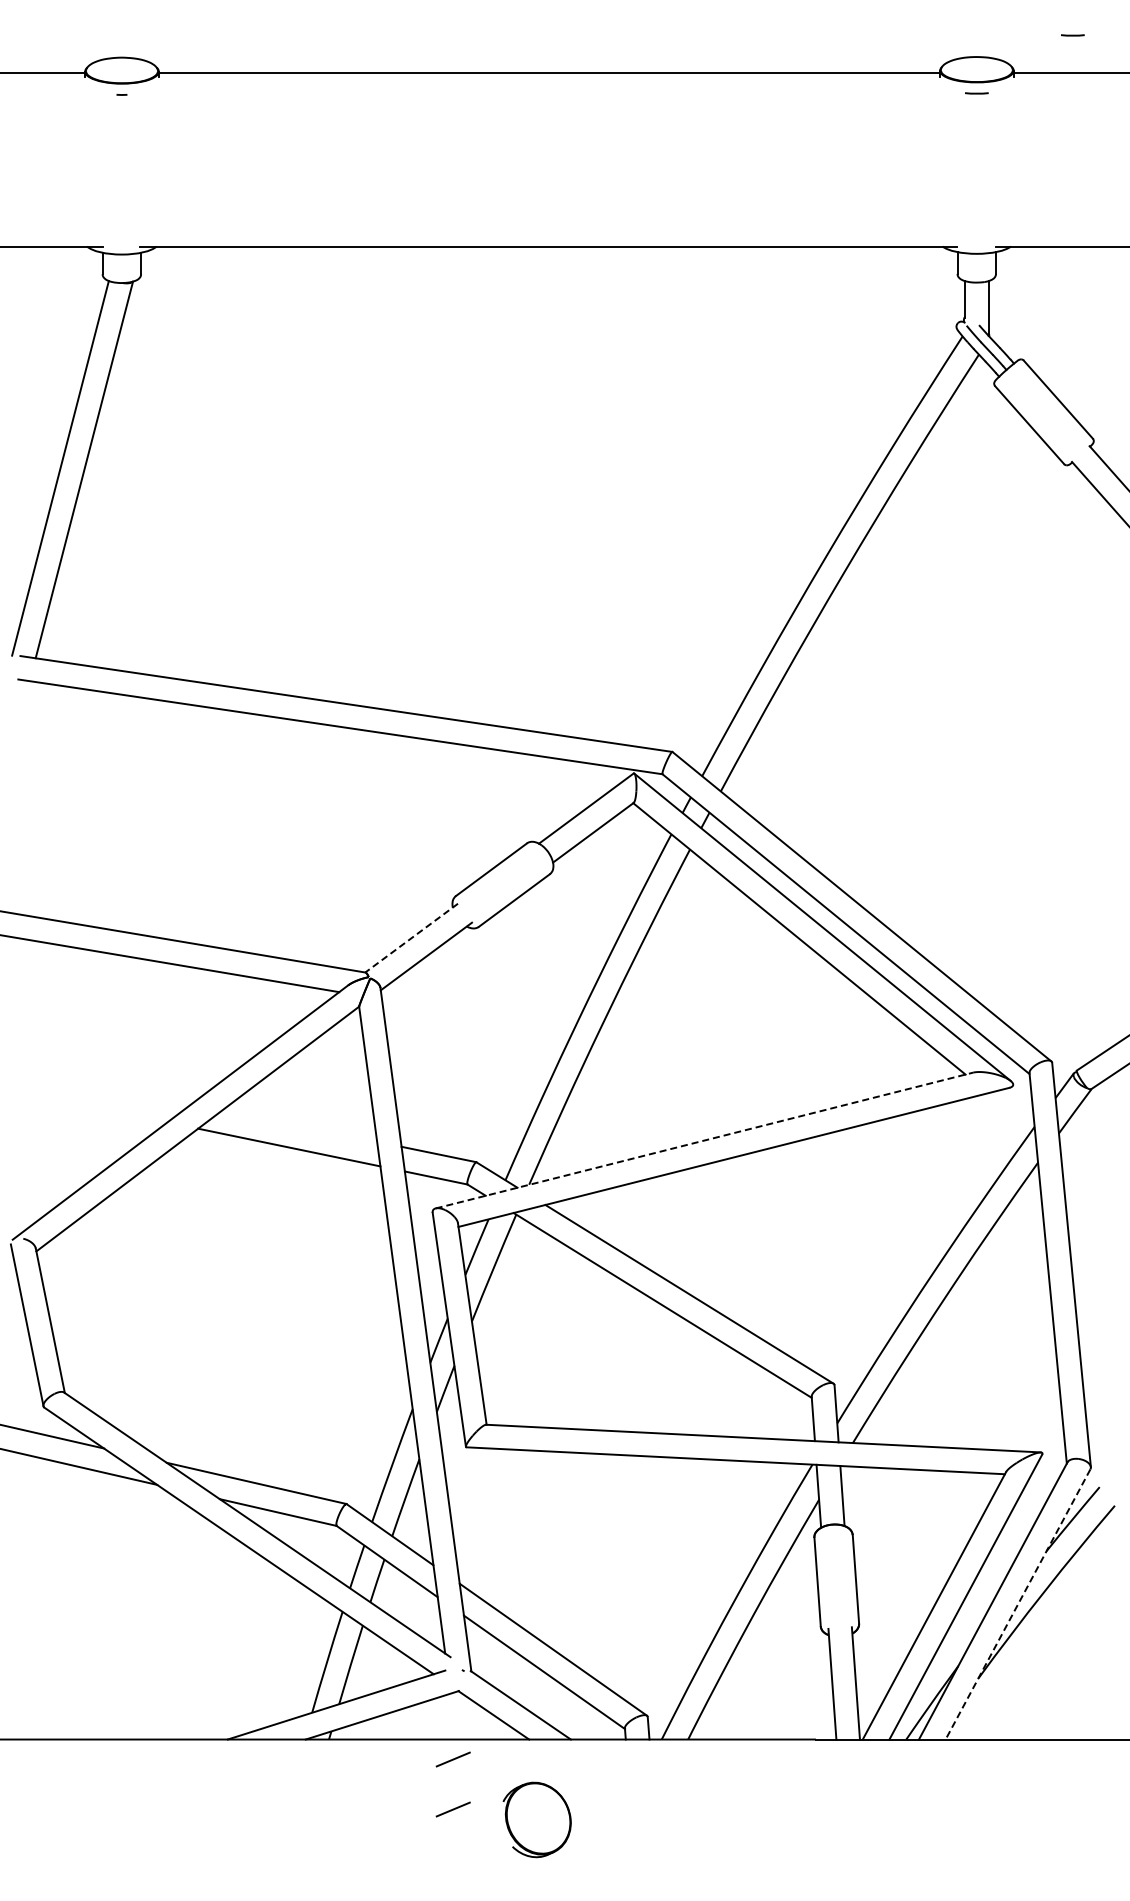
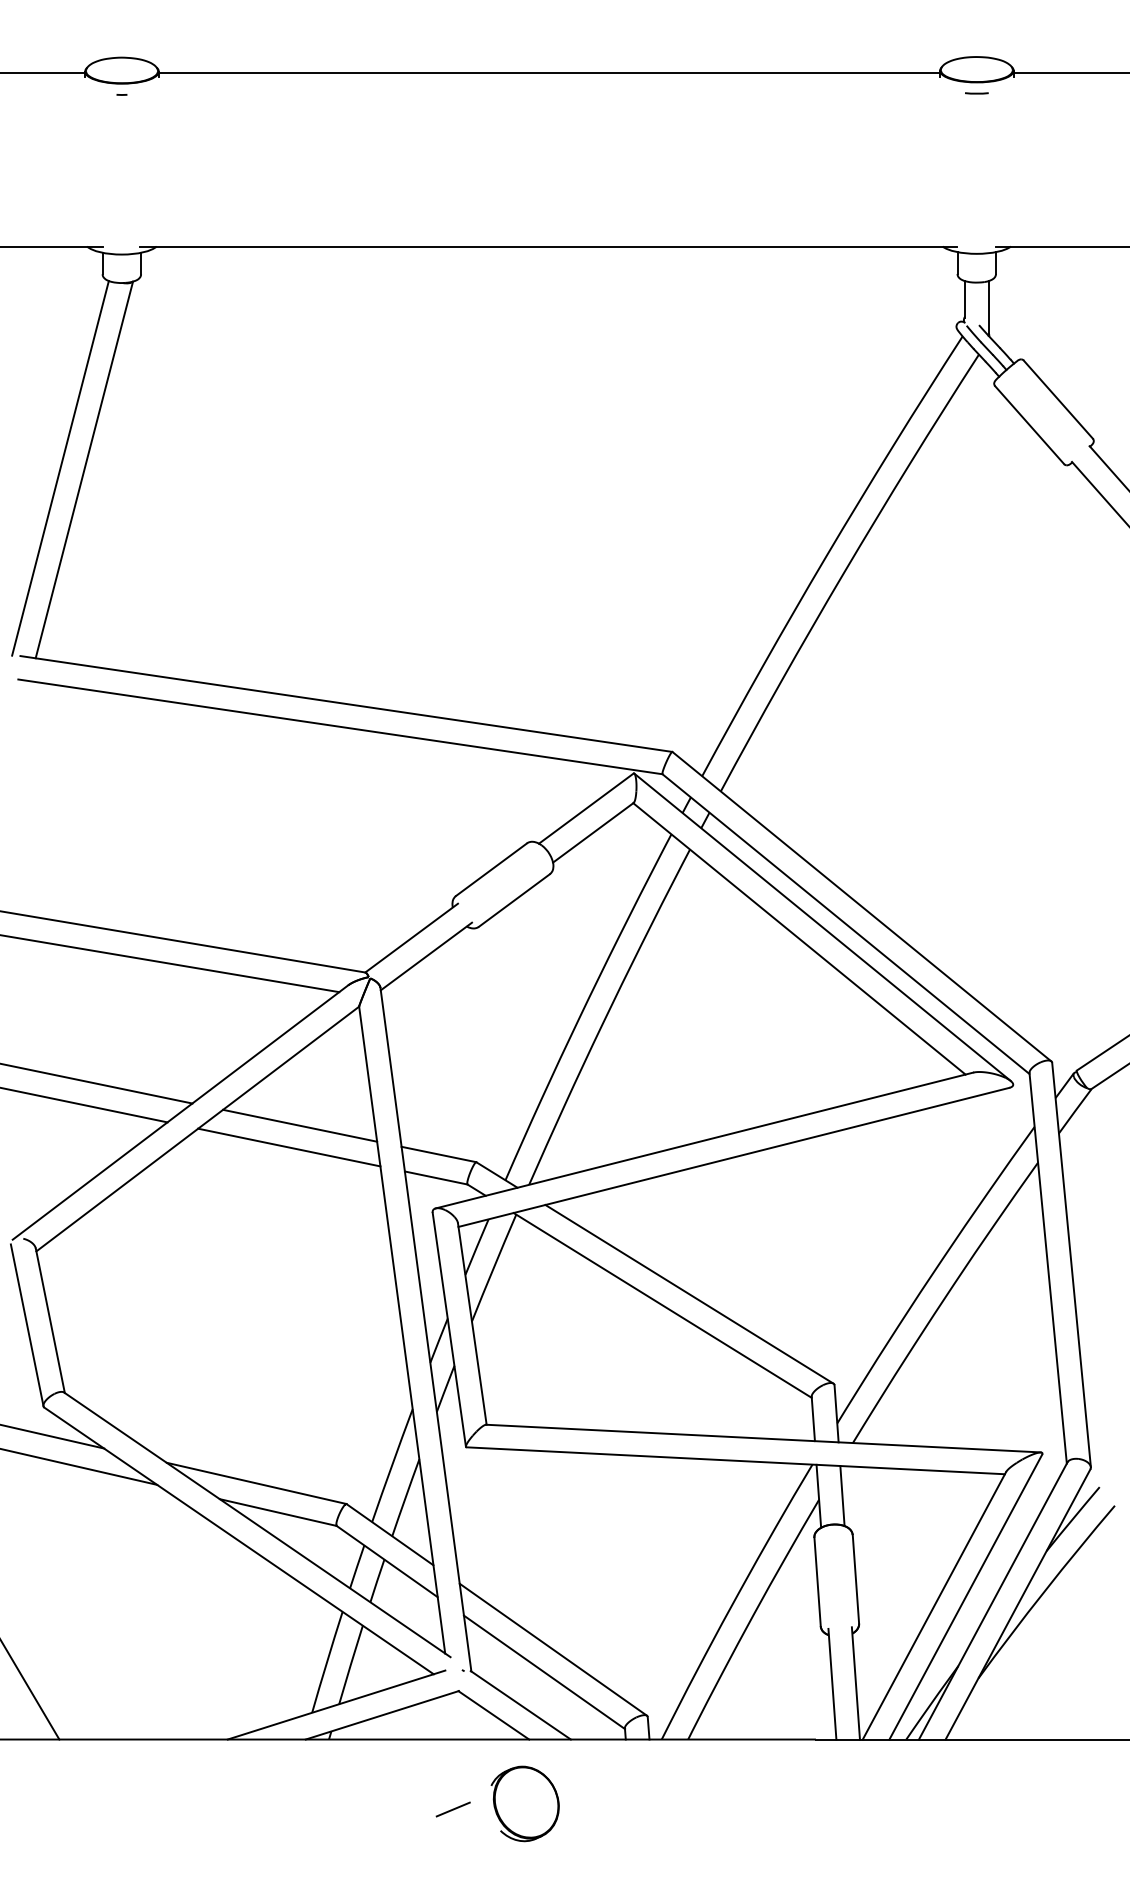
line: present -> none (1072, 35)
line: dashed -> solid (411, 938)
line: none -> present (97, 1083)
line: none -> present (84, 1105)
line: none -> present (300, 1125)
line: dashed -> solid (704, 1140)
line: dashed -> solid (1017, 1604)
line: none -> present (30, 1690)
line: present -> none (452, 1759)
part position: (536, 1819) -> (524, 1803) (524, 1803)
